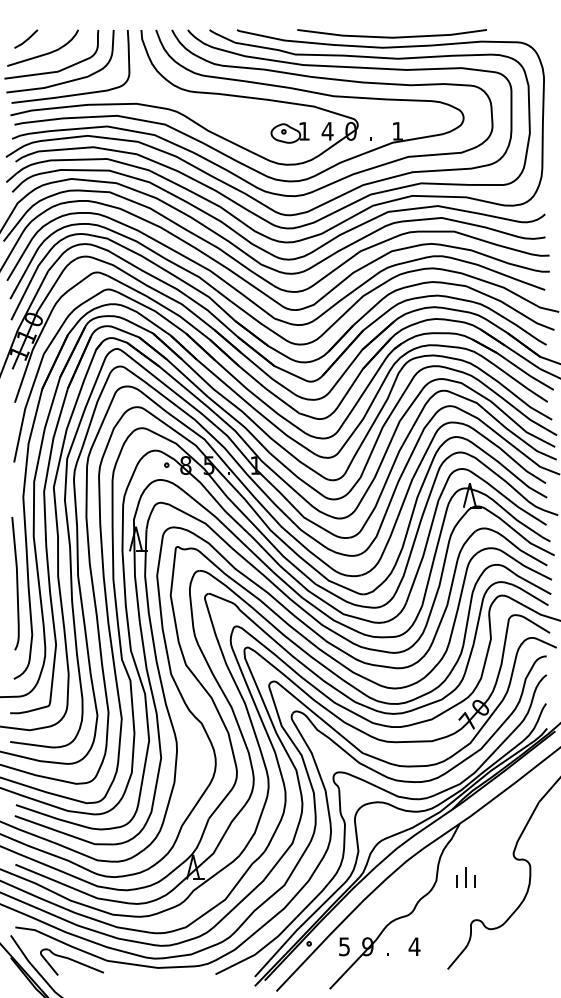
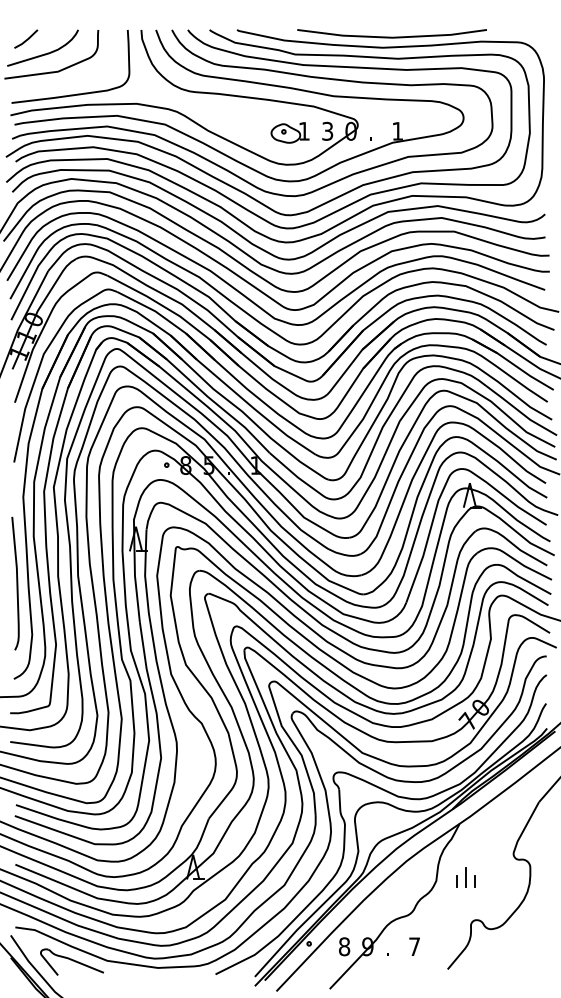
curve: present -> none (64, 81)
text: 4 -> 3 (327, 130)
text: 5 -> 8 (344, 946)
text: 4 -> 7 (414, 946)
